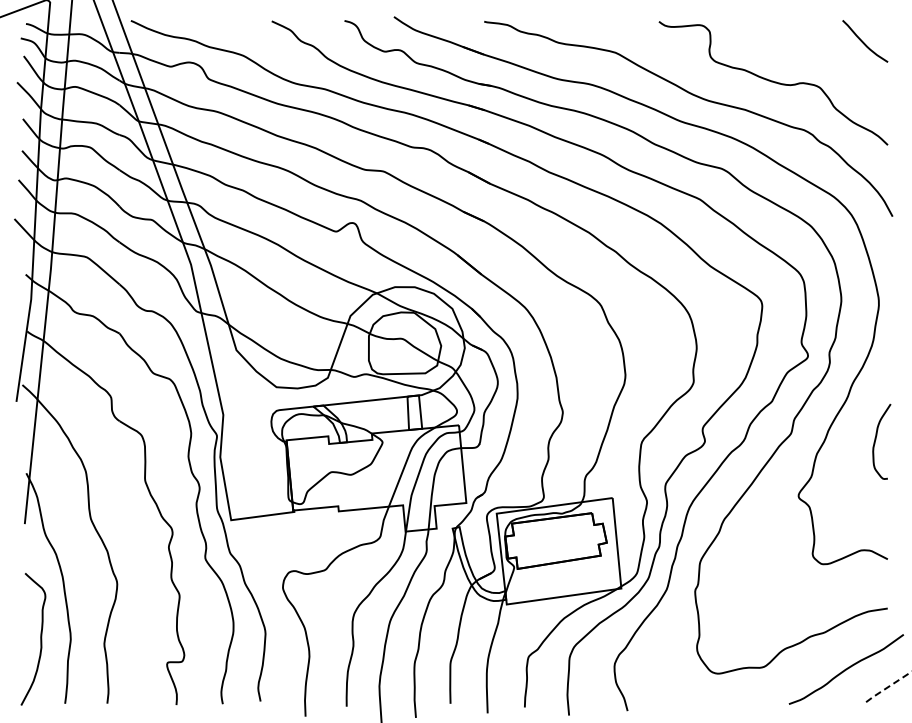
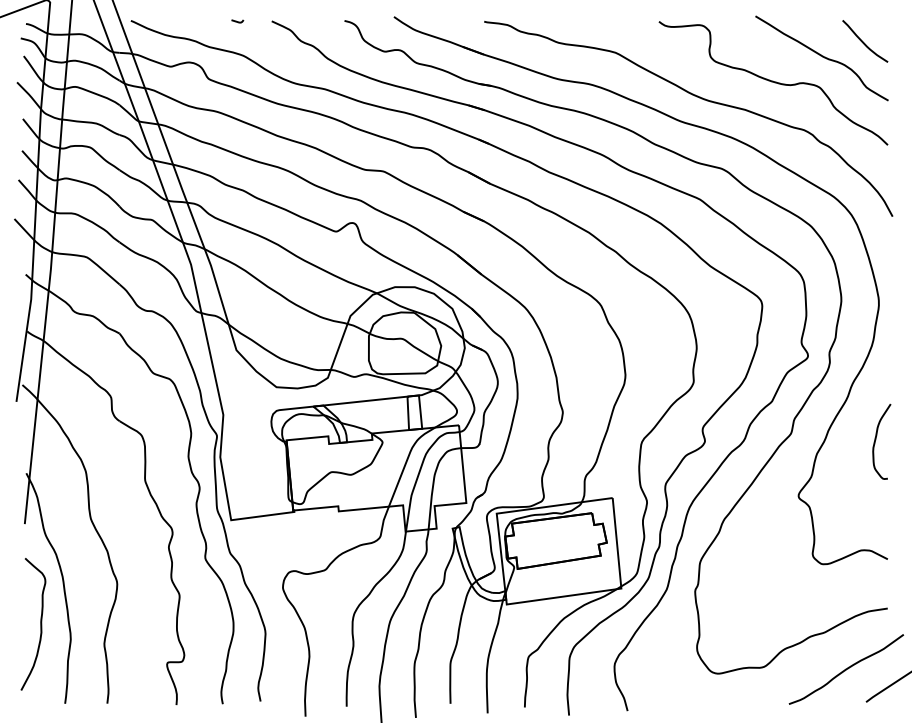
line: none -> present (237, 21)
curve: none -> present (822, 57)
curve position: (40, 639) -> (40, 624) (40, 624)
line: dashed -> solid (888, 686)
